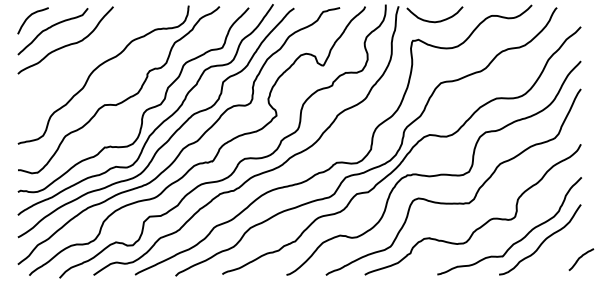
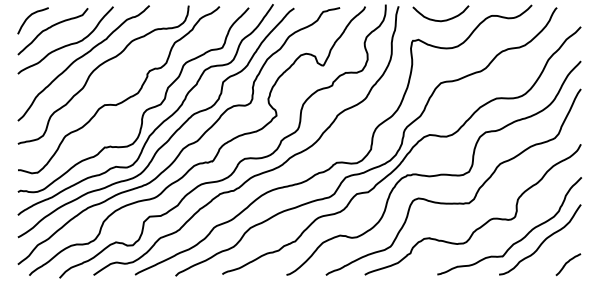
curve position: (434, 21) -> (440, 20) (440, 20)
curve: none -> present (79, 59)
curve position: (580, 258) -> (567, 263) (567, 263)
